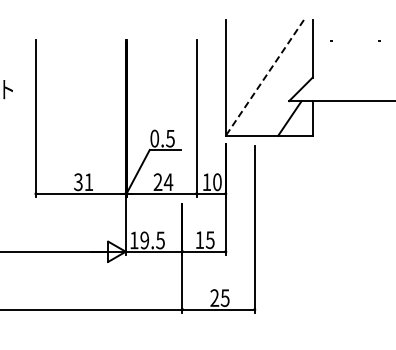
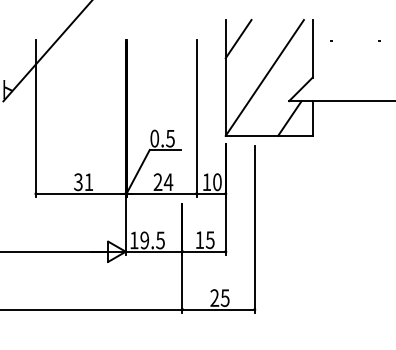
line: none -> present (238, 39)
line: none -> present (46, 51)
line: dashed -> solid (264, 77)
